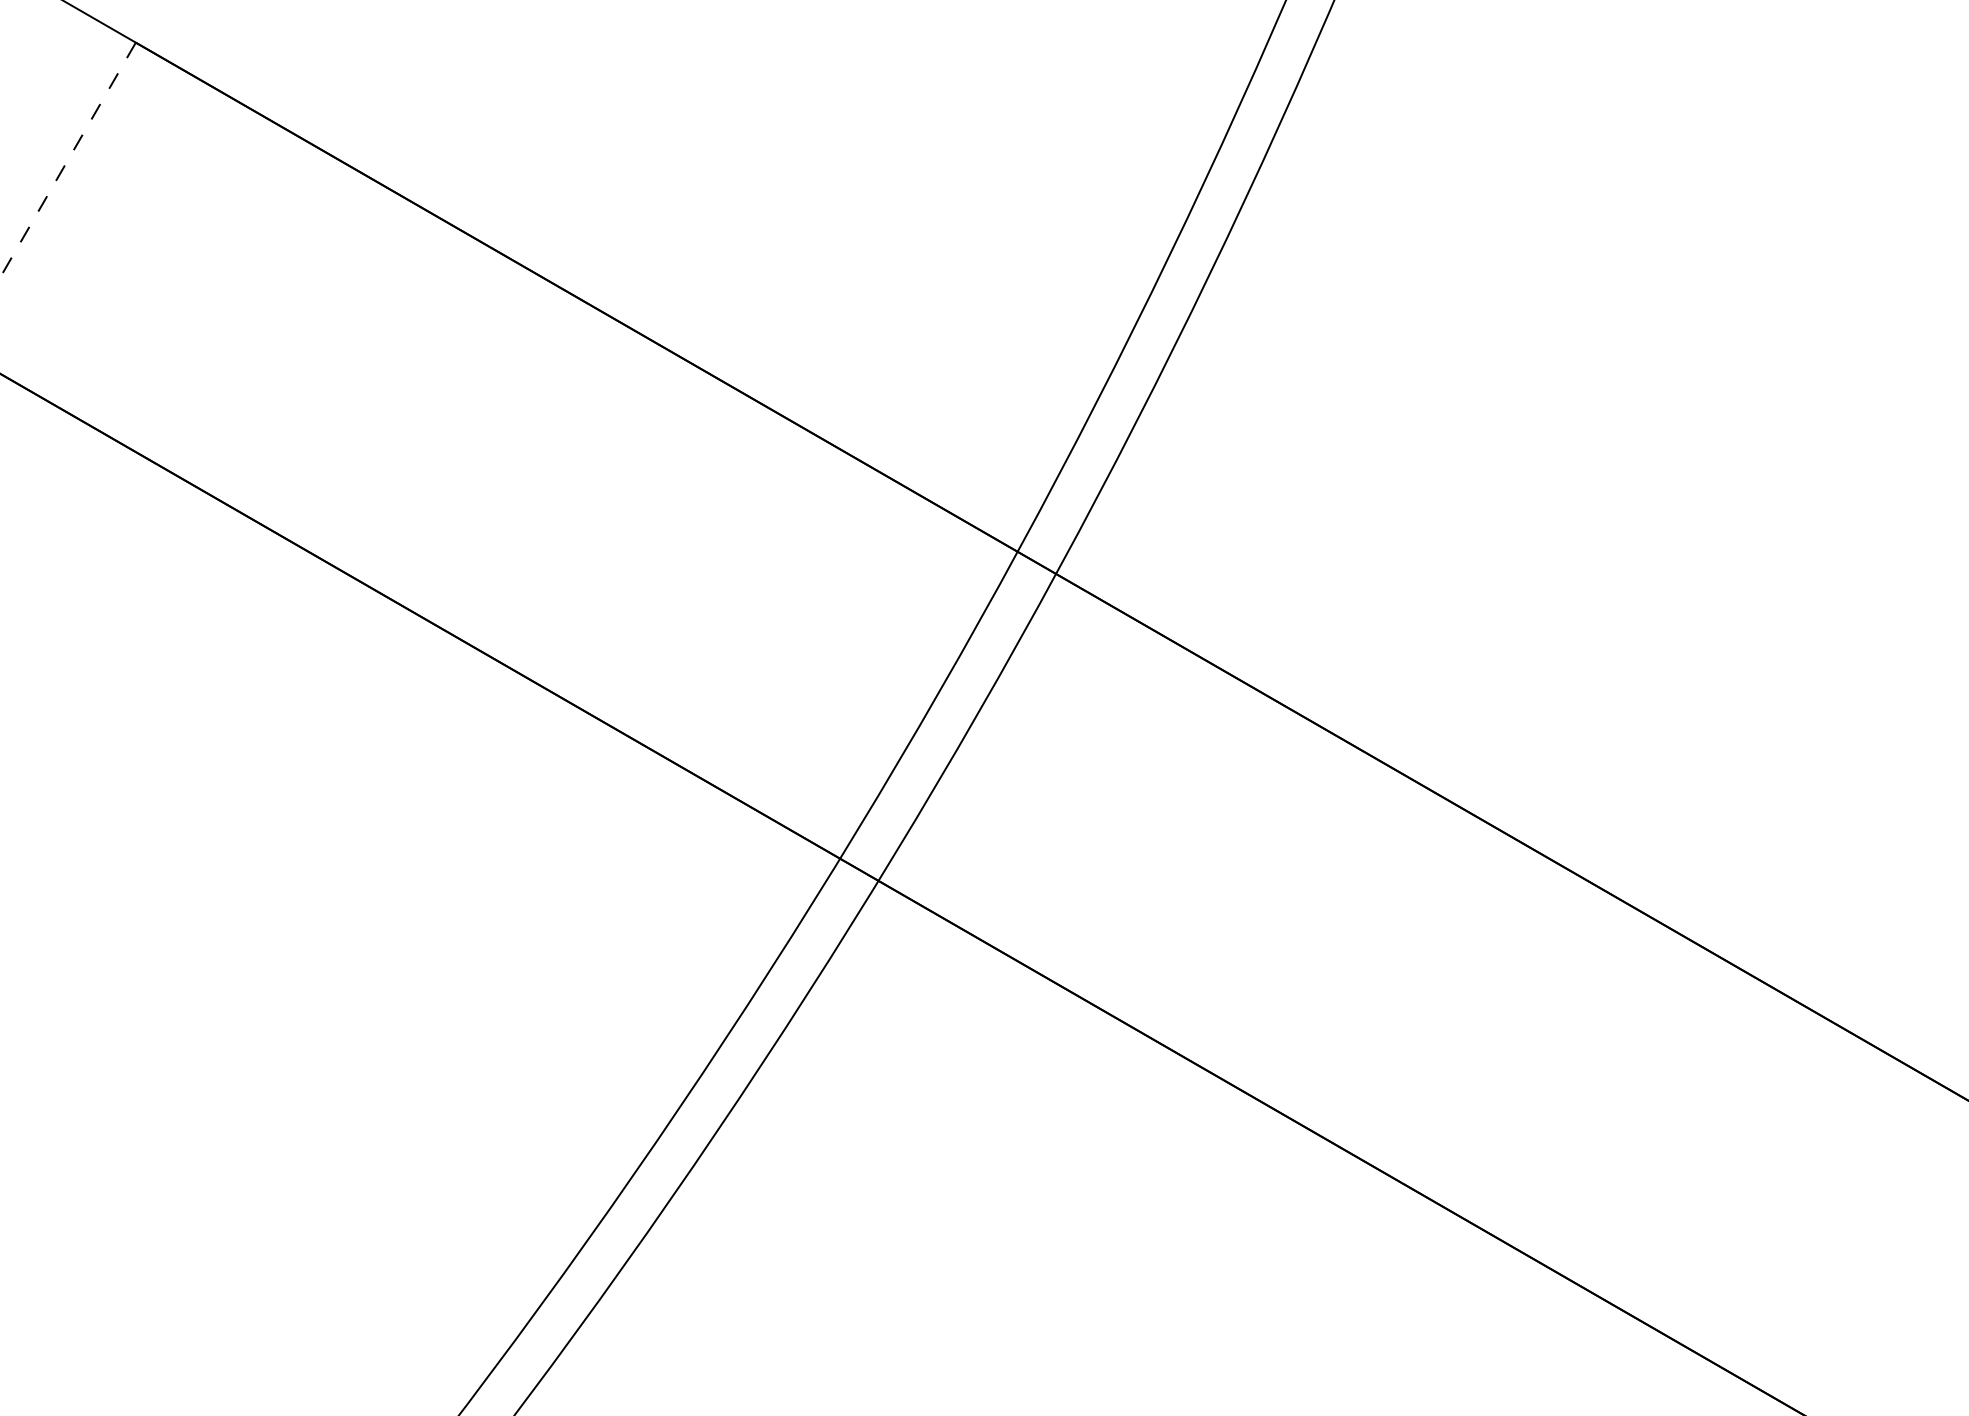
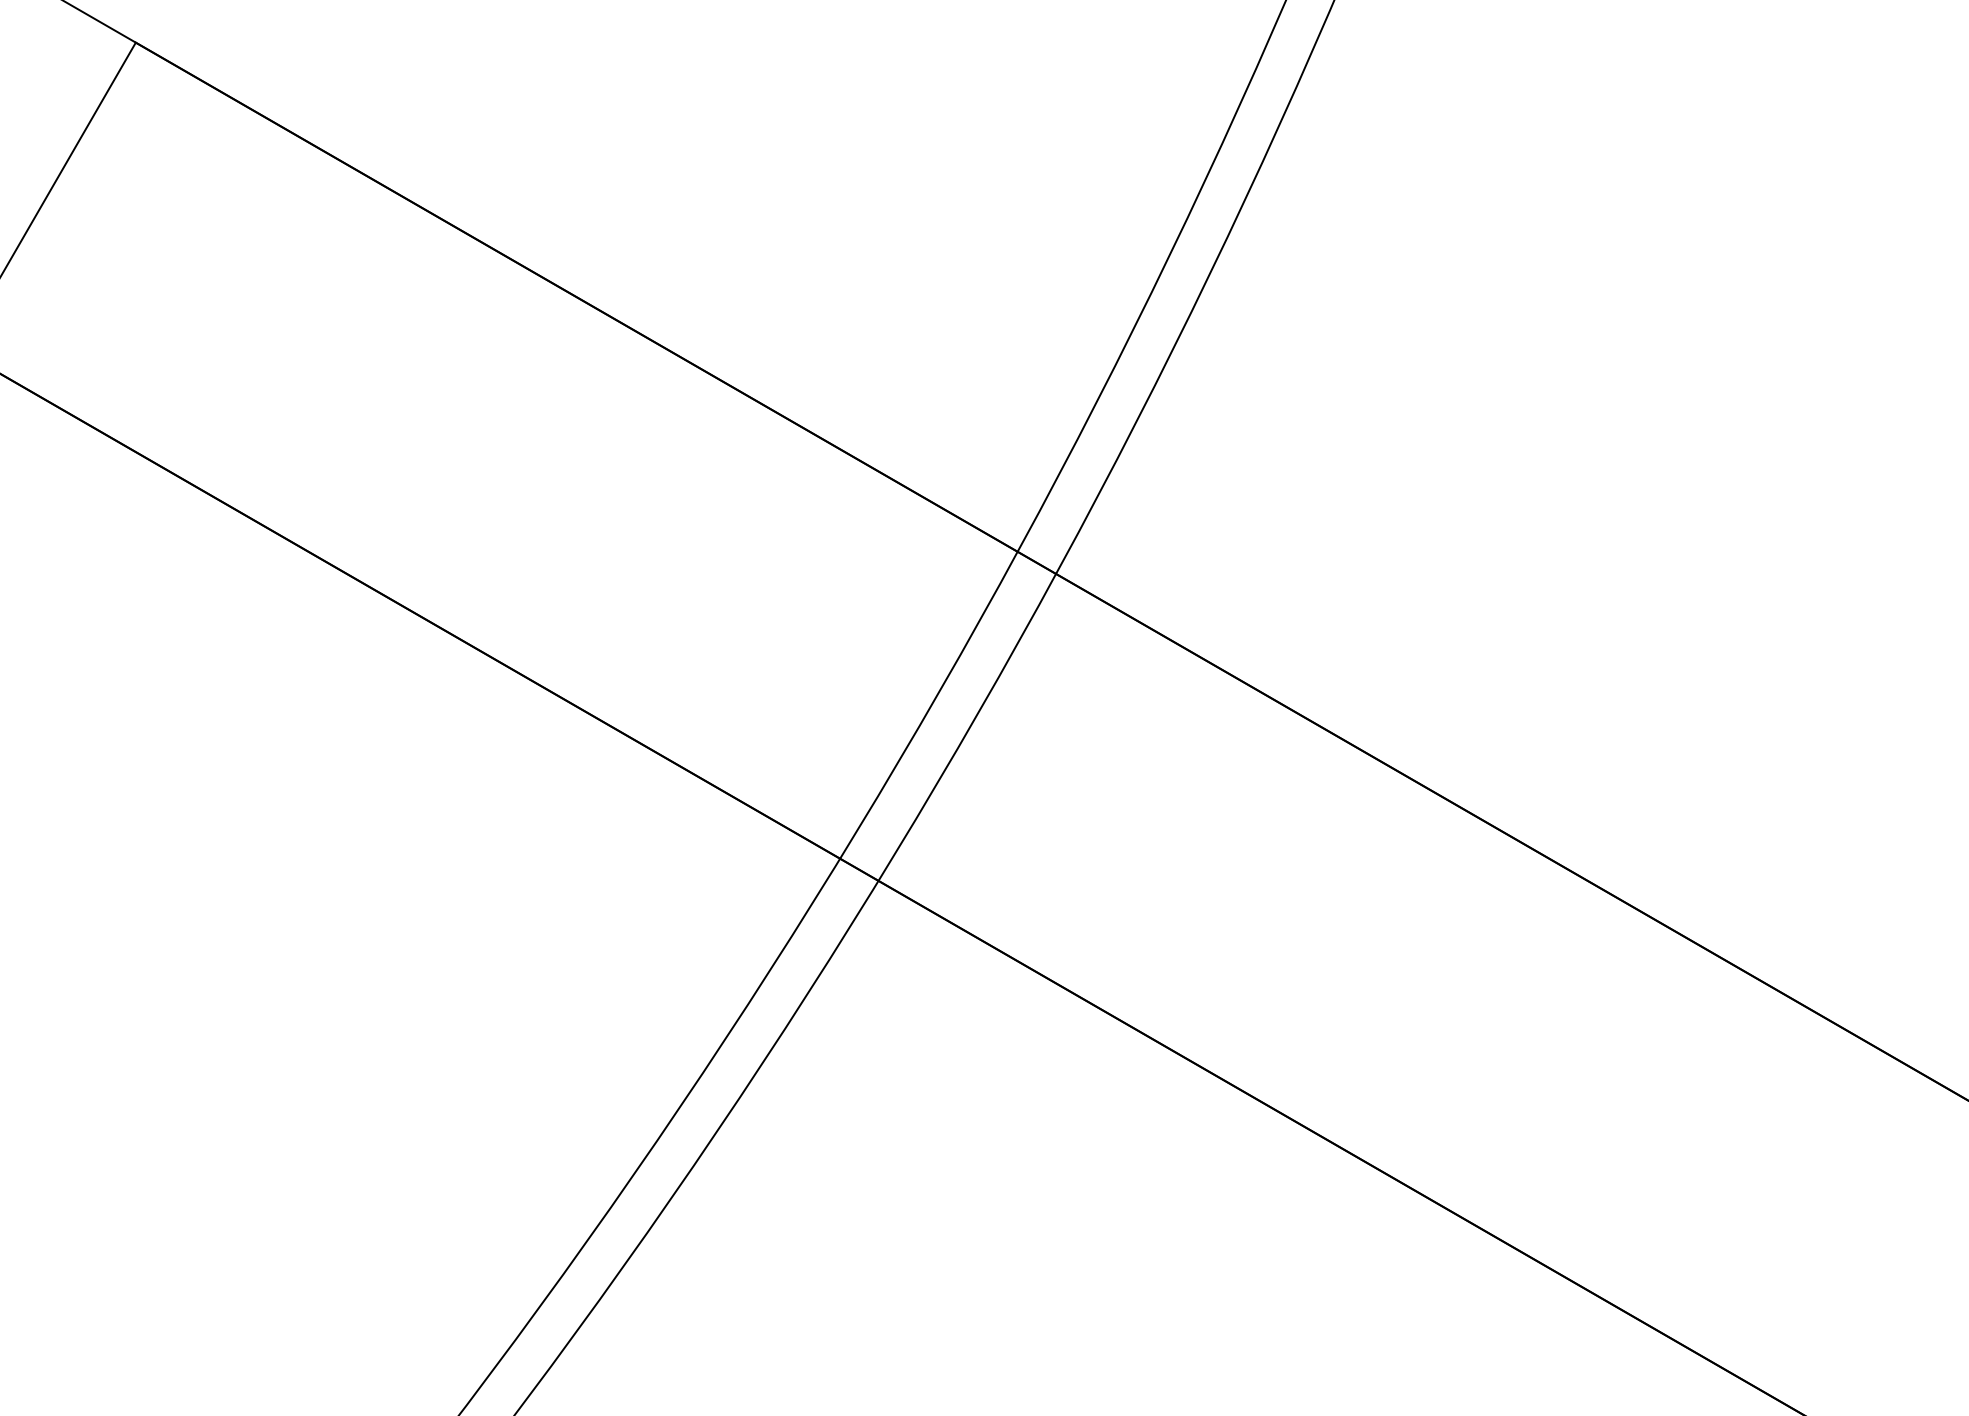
line: dashed -> solid (67, 160)
